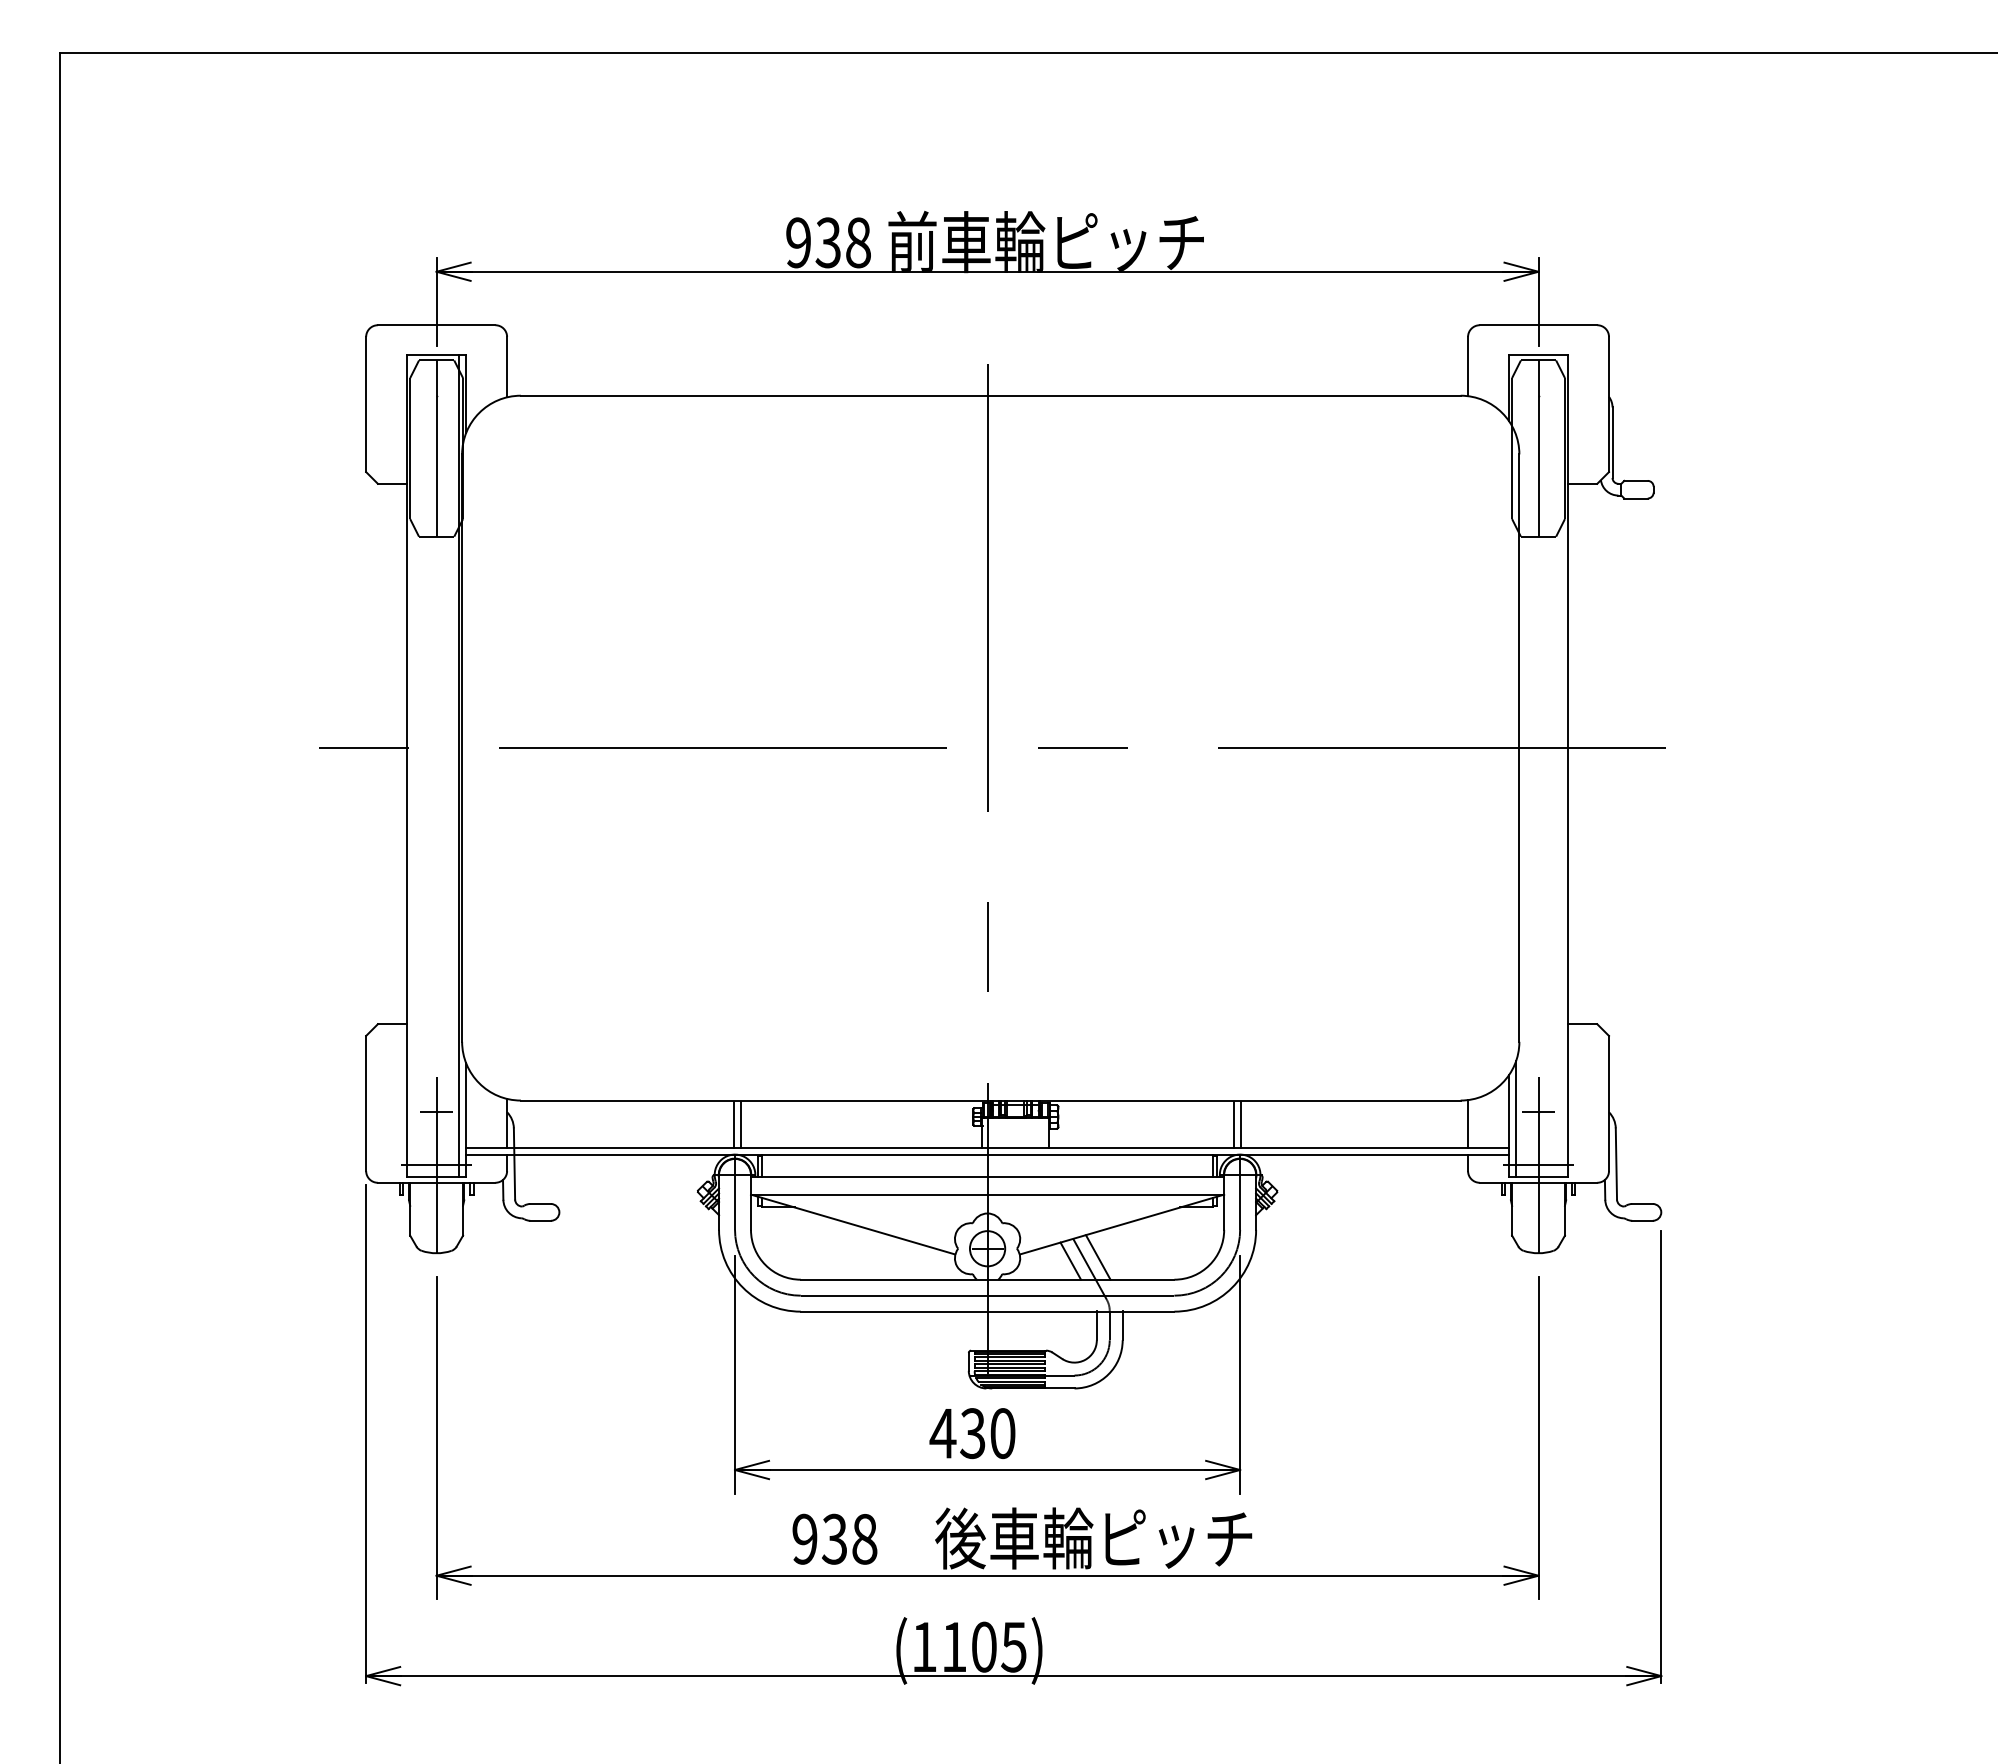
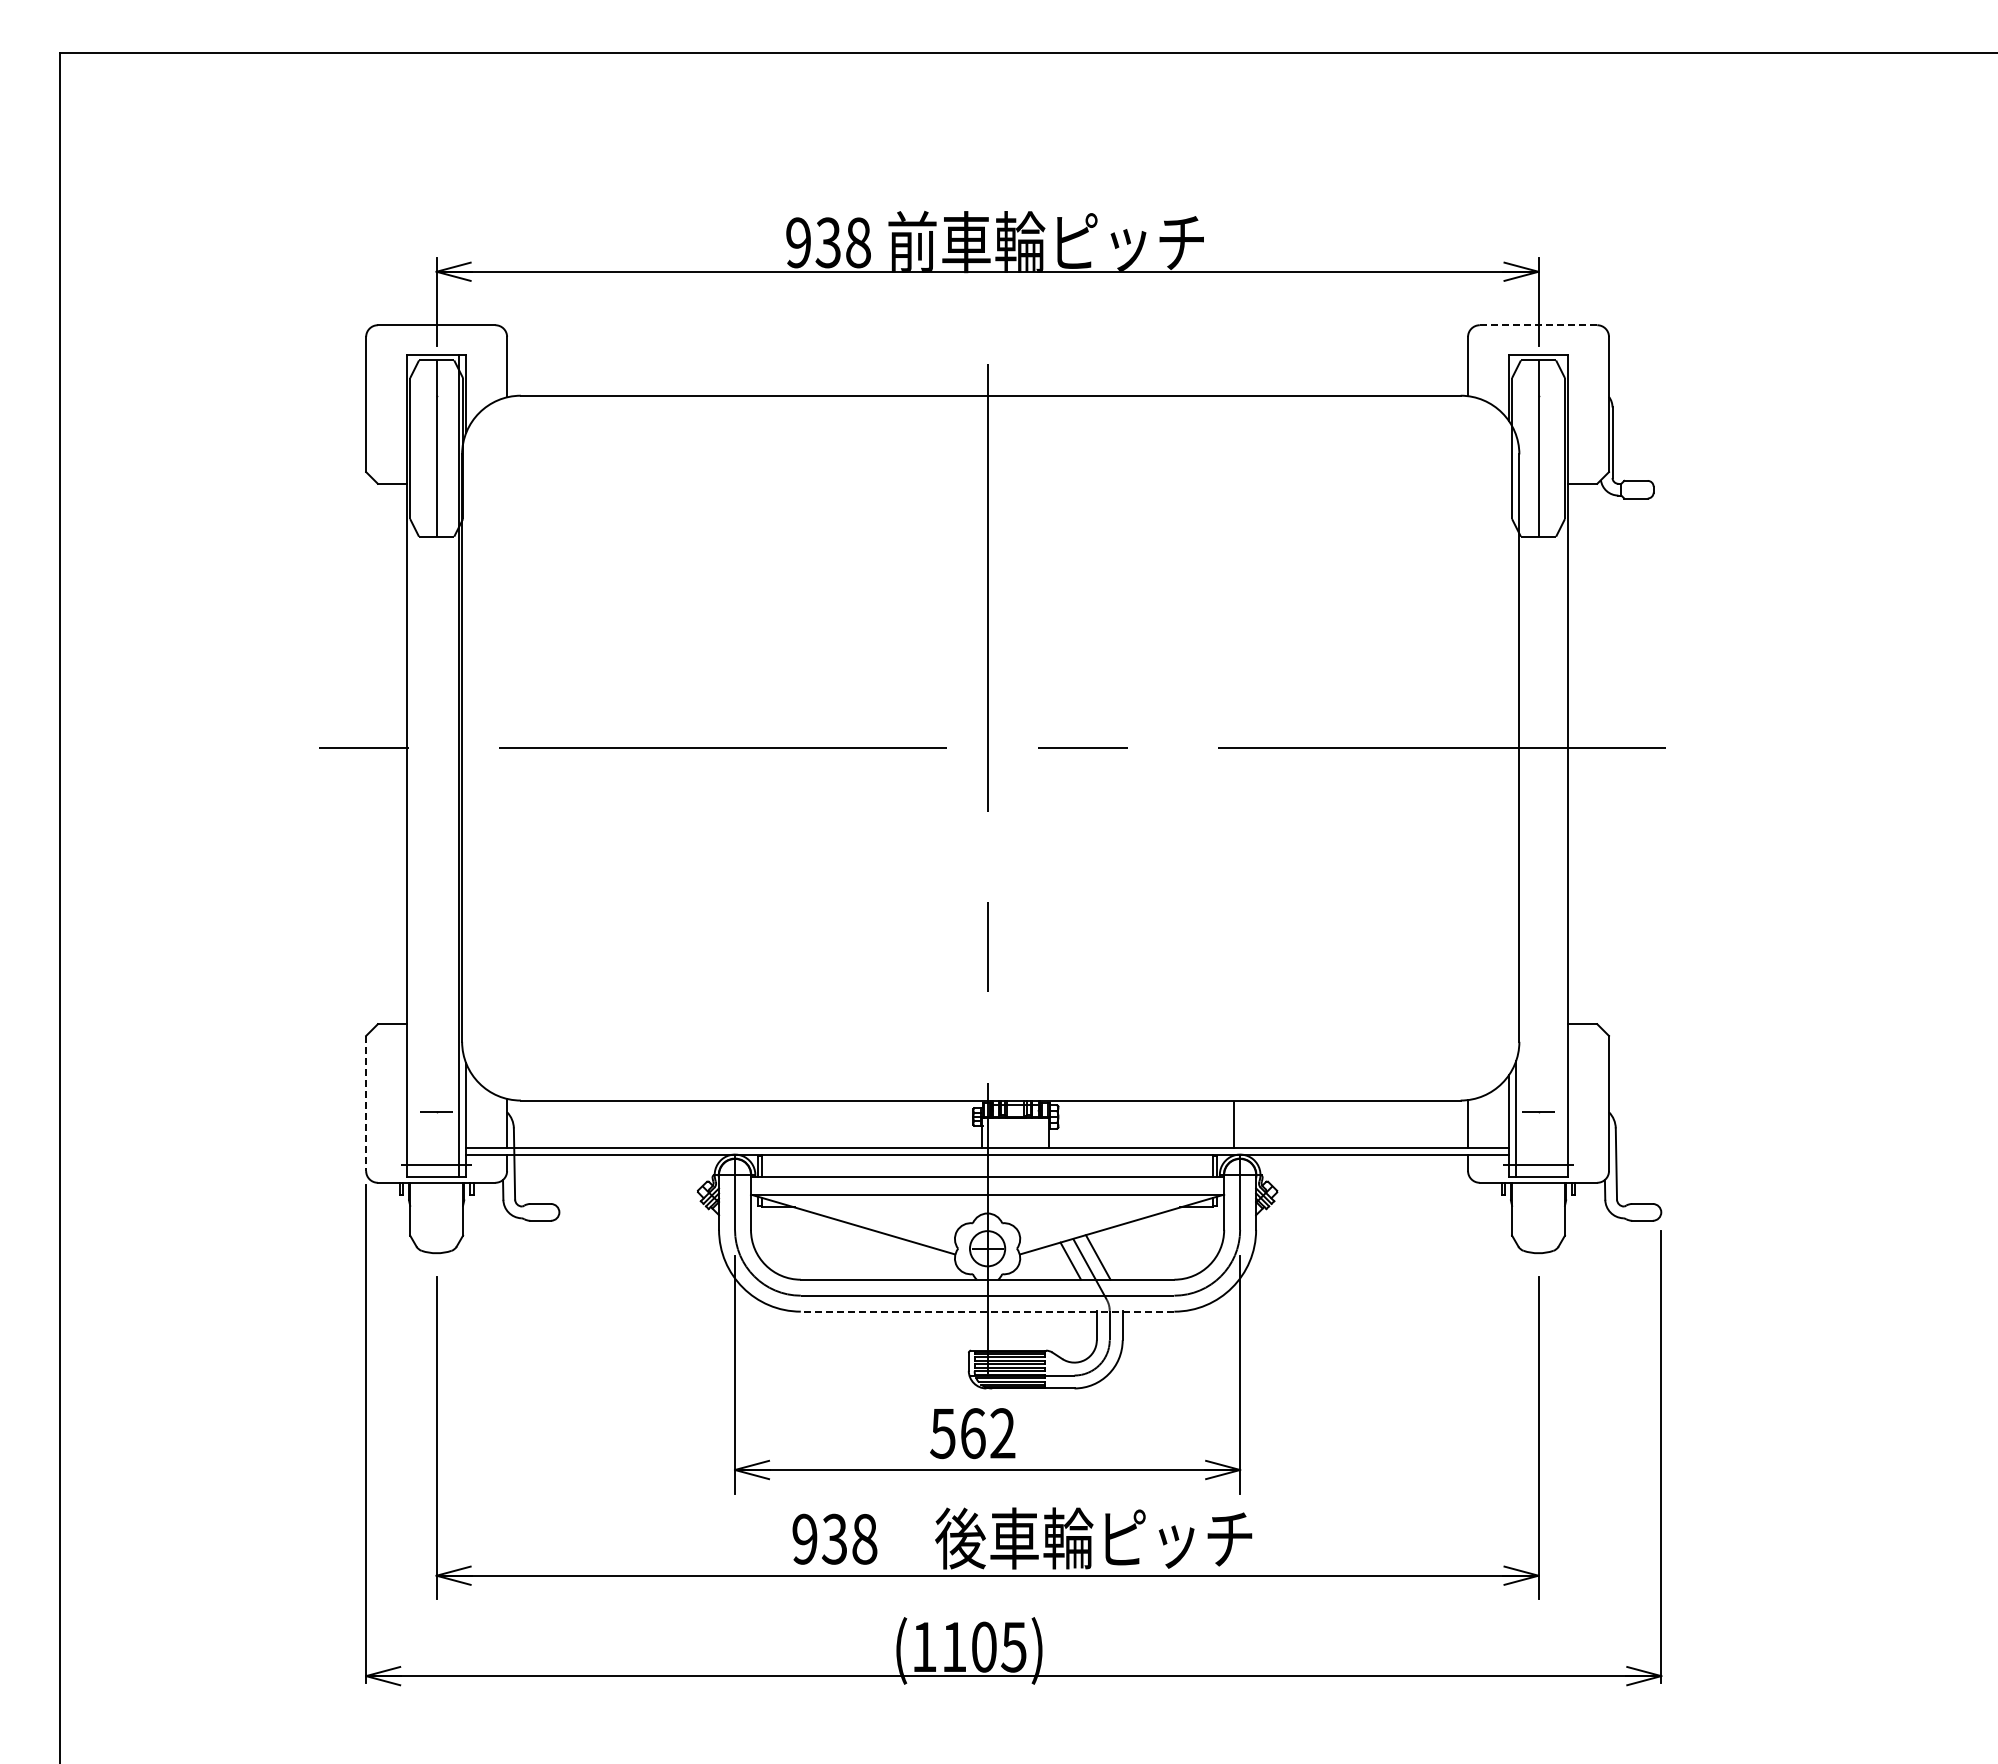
line: solid -> dashed (1538, 325)
line: solid -> dashed (366, 1103)
line: present -> none (733, 1124)
line: present -> none (740, 1124)
line: present -> none (1241, 1124)
line: present -> none (436, 1165)
line: present -> none (1538, 1165)
line: solid -> dashed (987, 1311)
text: 430 -> 562 (972, 1433)
